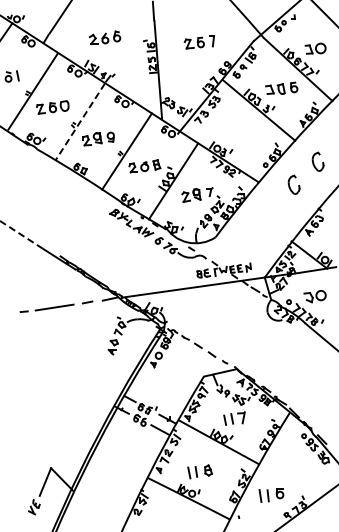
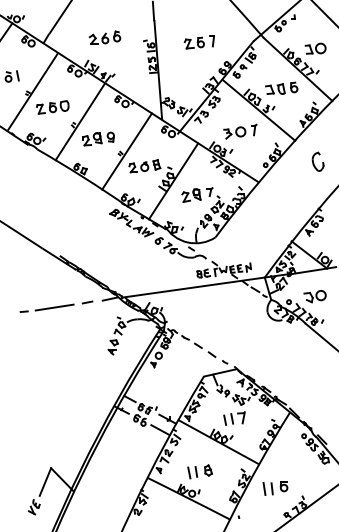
line: dashed -> solid (80, 122)
part: none -> present (240, 131)
part: present -> none (293, 184)
arc: dashed -> solid (21, 234)
part position: (271, 495) -> (275, 488) (275, 488)
